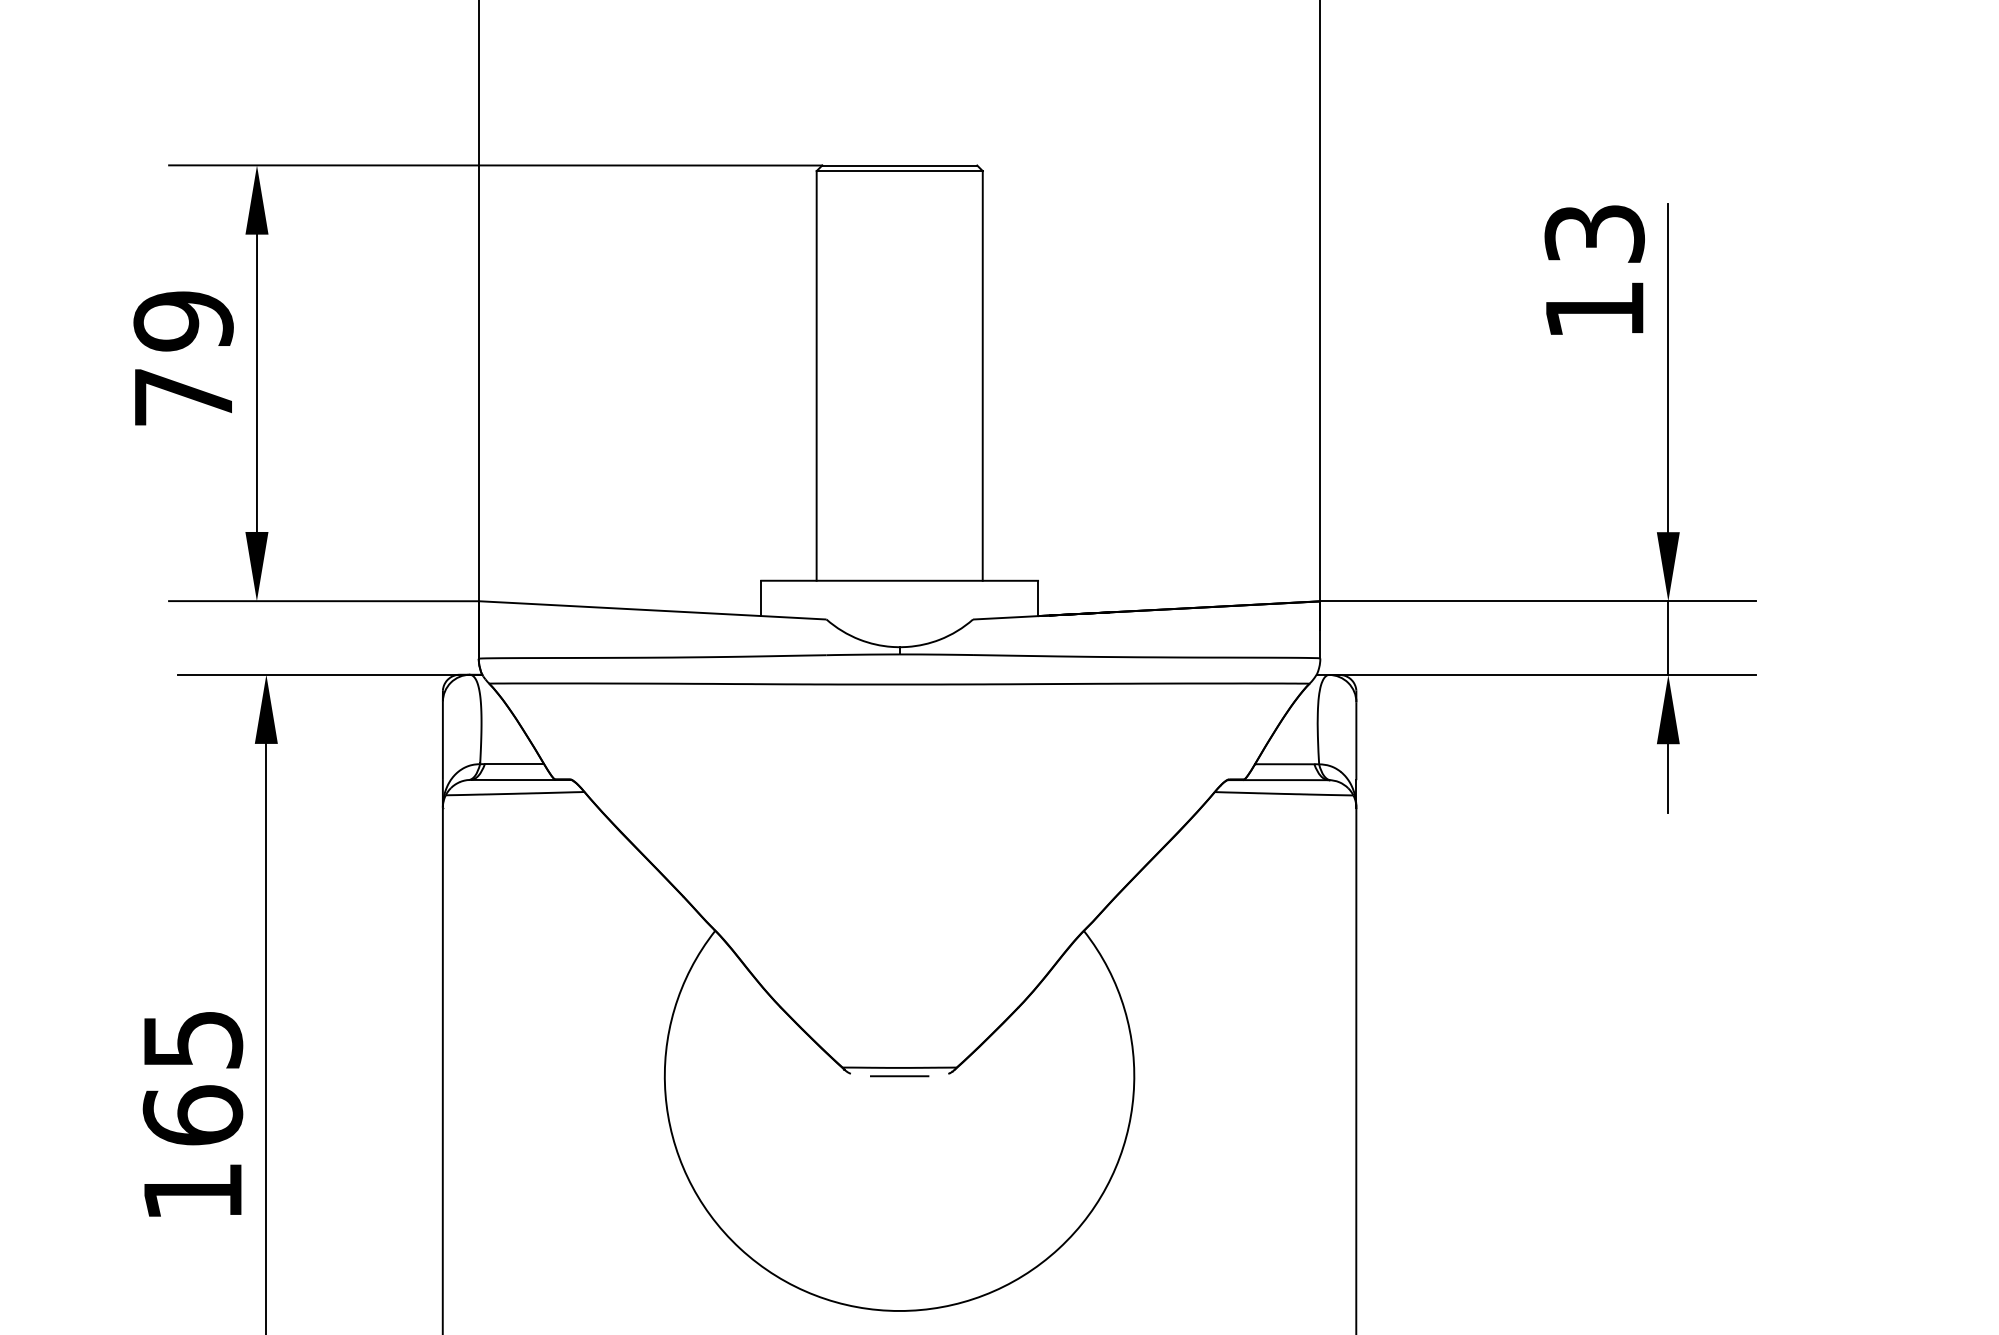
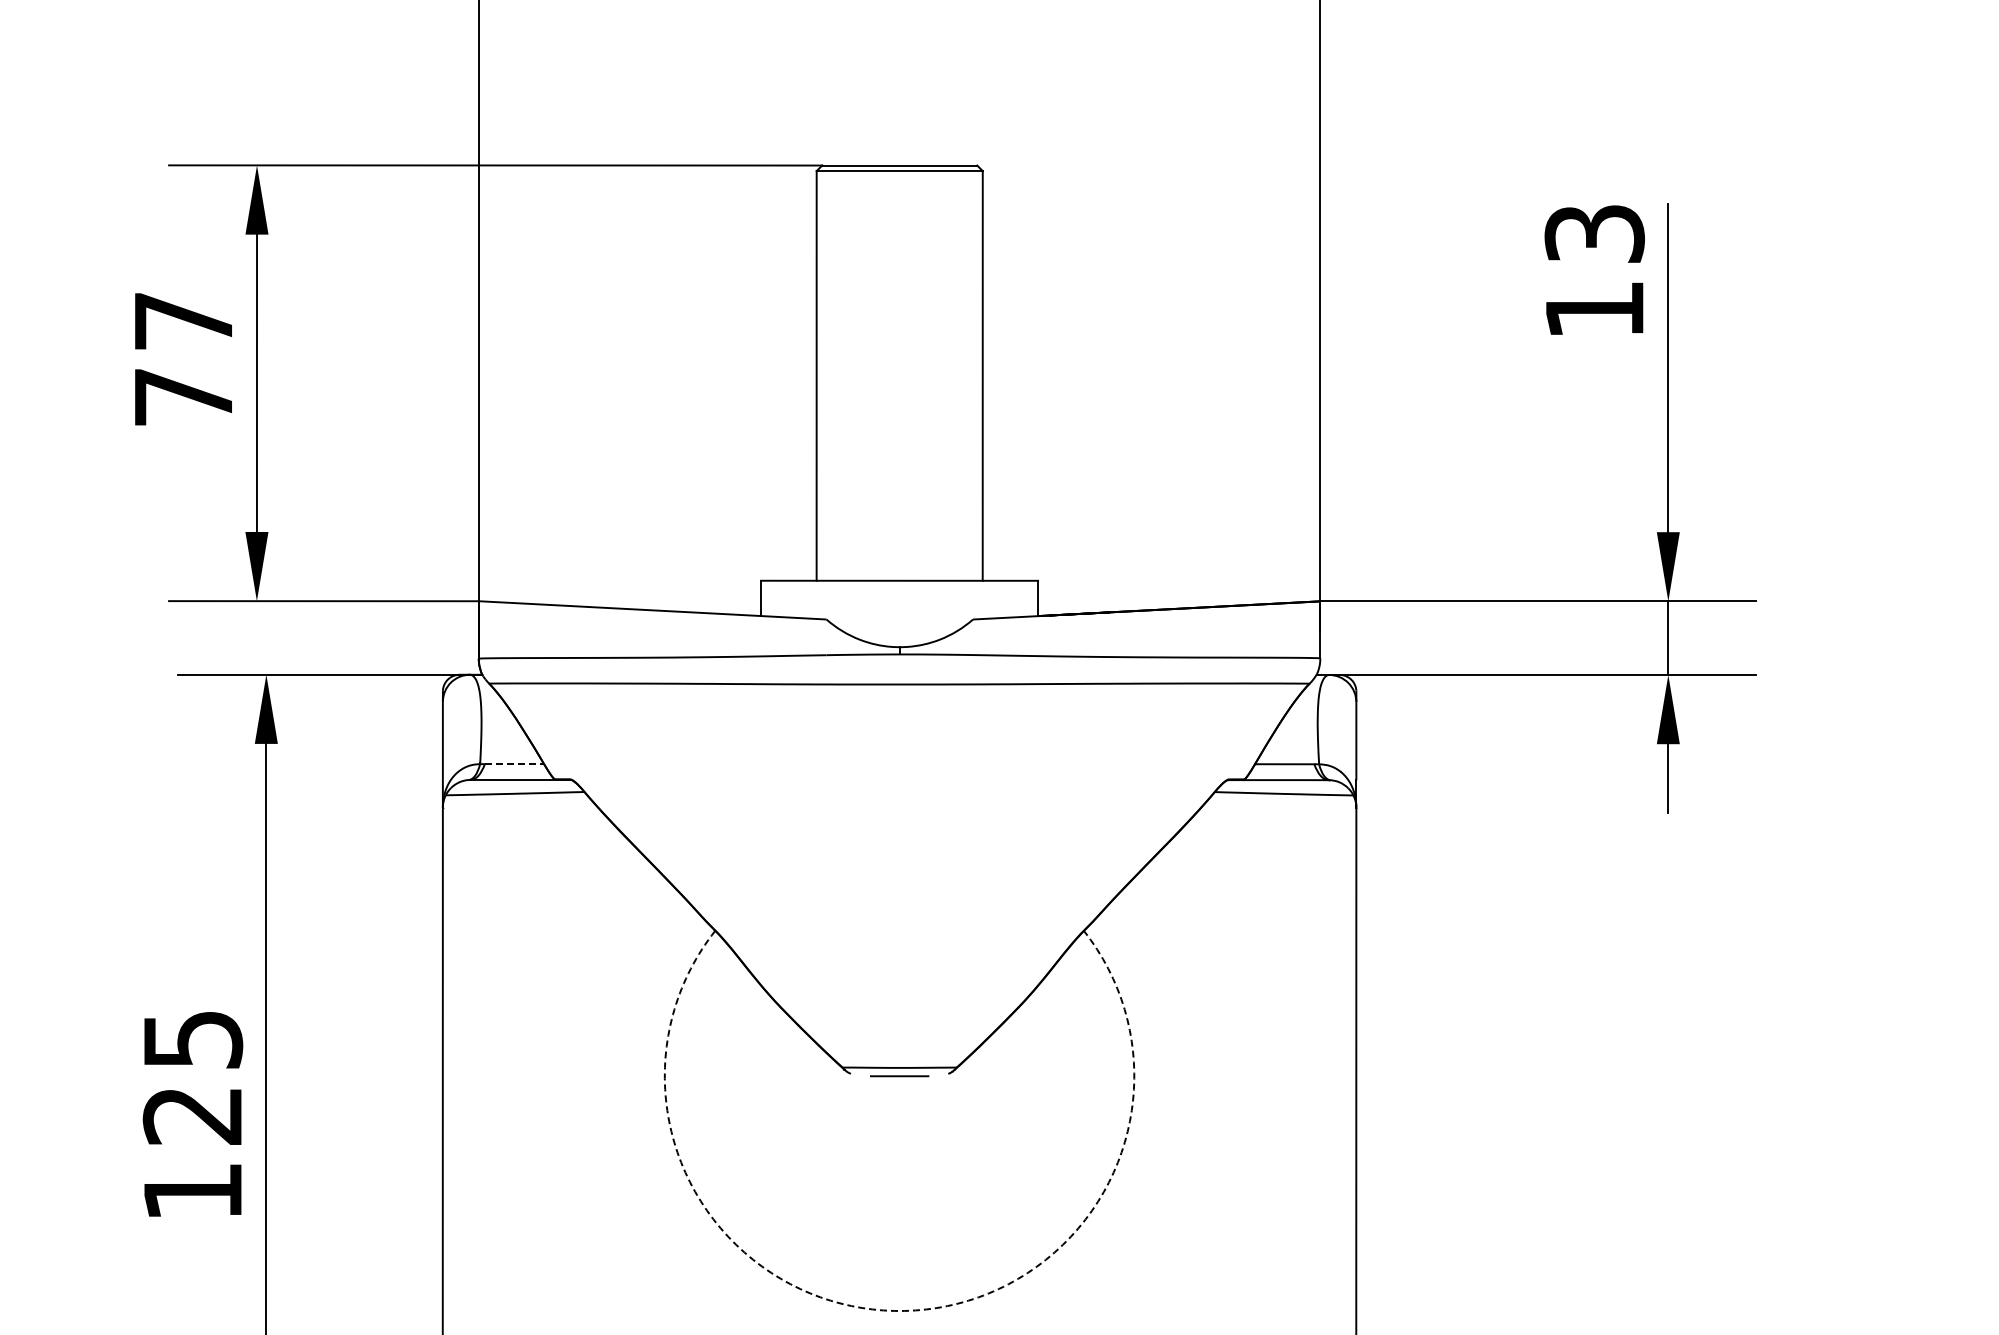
text: 79 -> 77 (183, 321)
line: solid -> dashed (514, 764)
text: 165 -> 125 (192, 1115)
arc: solid -> dashed (899, 1311)
